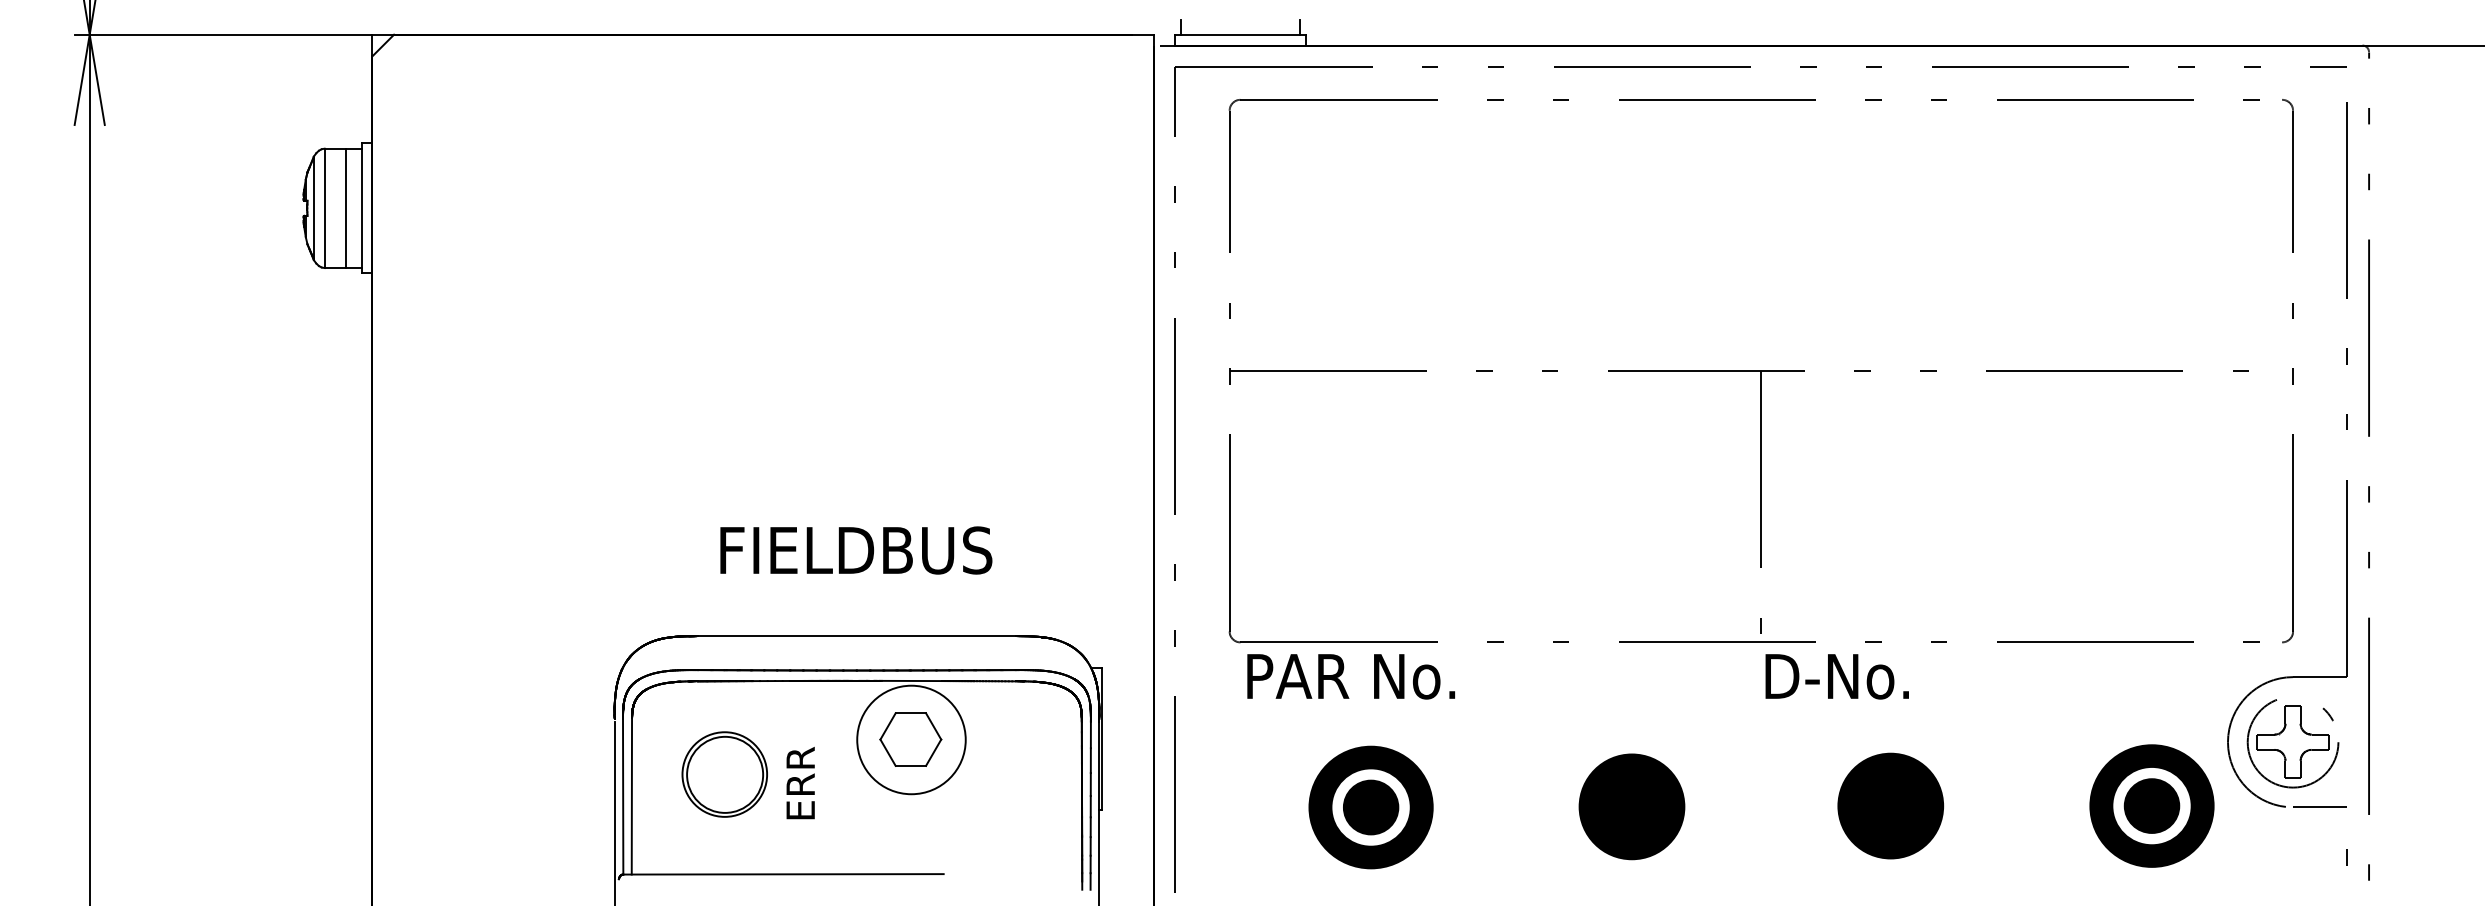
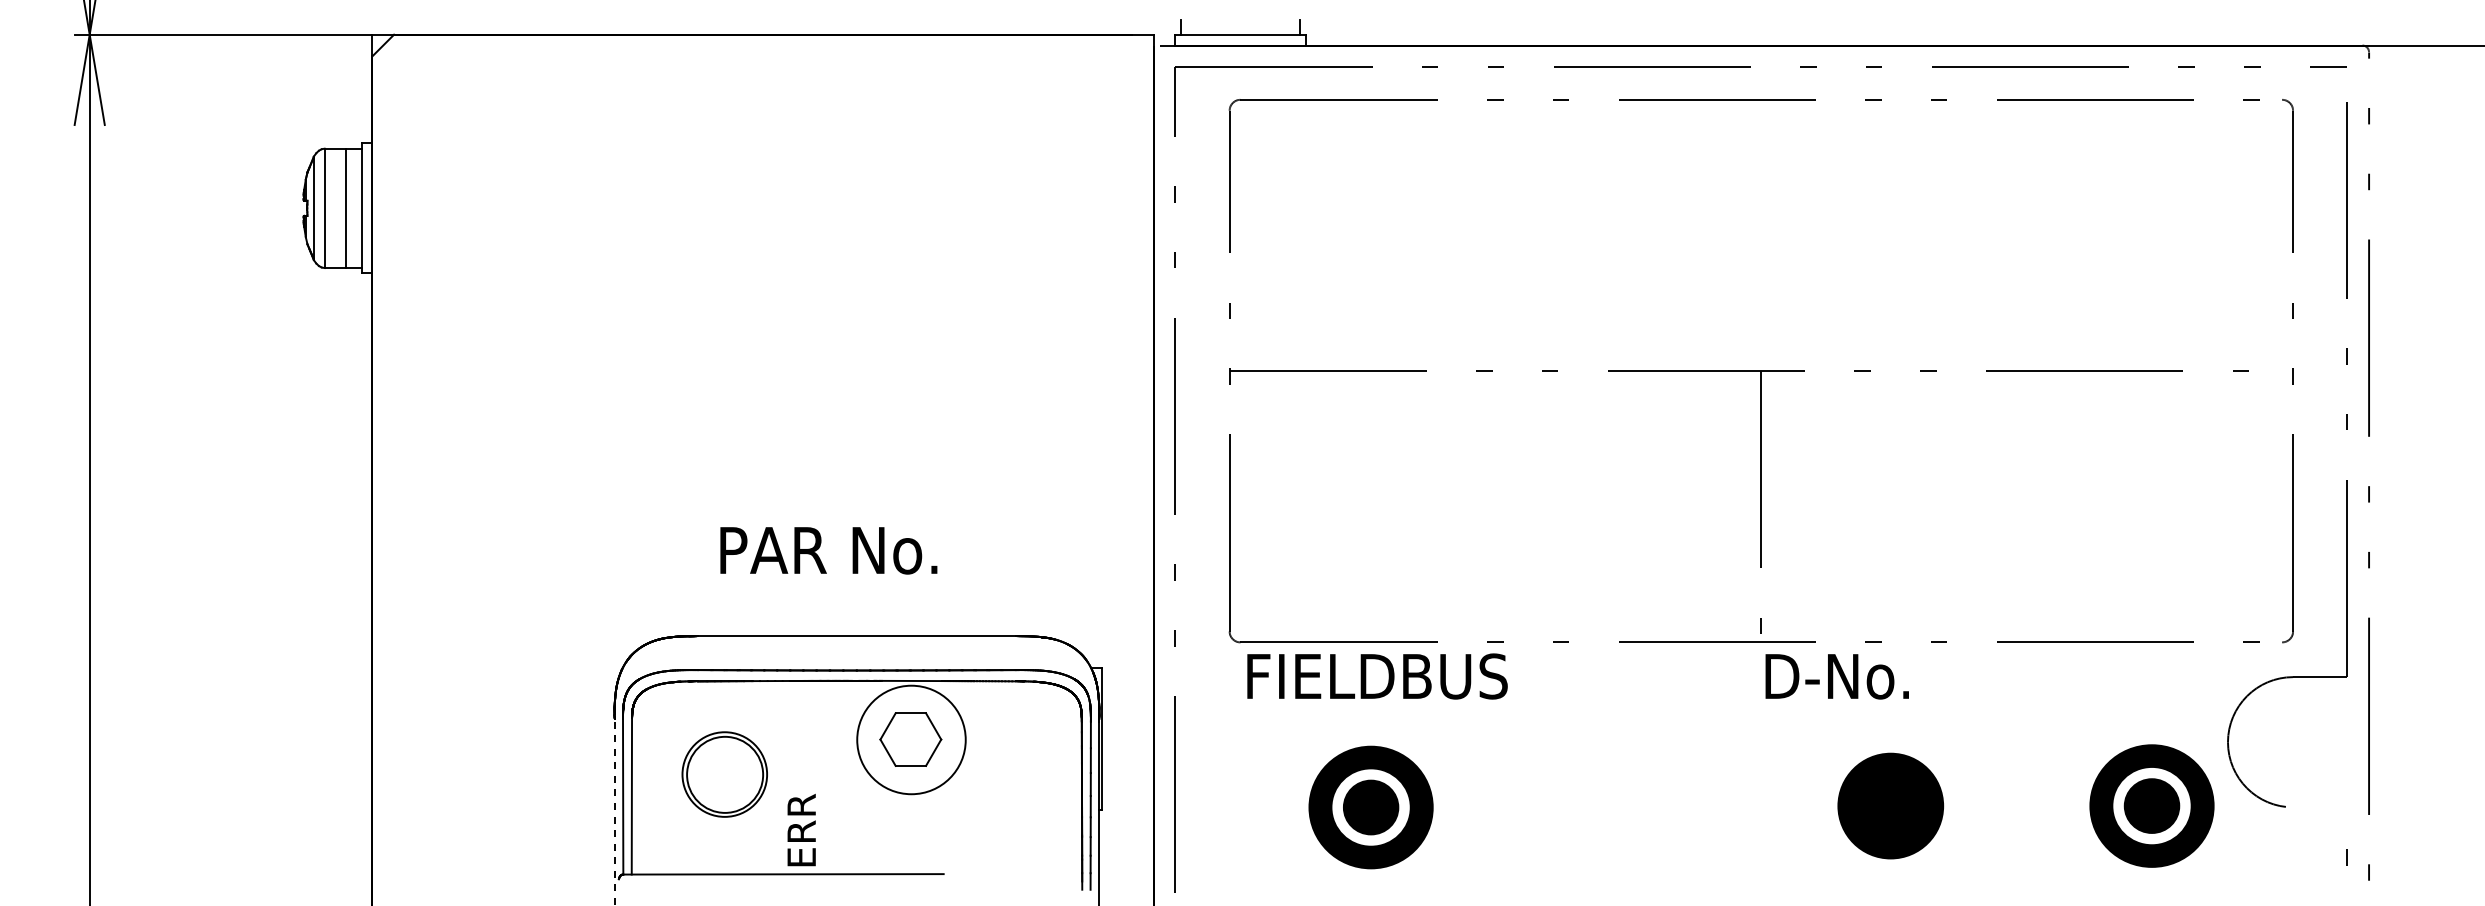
text: FIELDBUS -> PAR No. (859, 550)
text: PAR No. -> FIELDBUS (1379, 676)
part: present -> none (2292, 743)
text position: (800, 782) -> (801, 829) (801, 829)
fill: present -> none (1631, 806)
line: present -> none (2320, 807)
line: solid -> dashed (614, 813)
